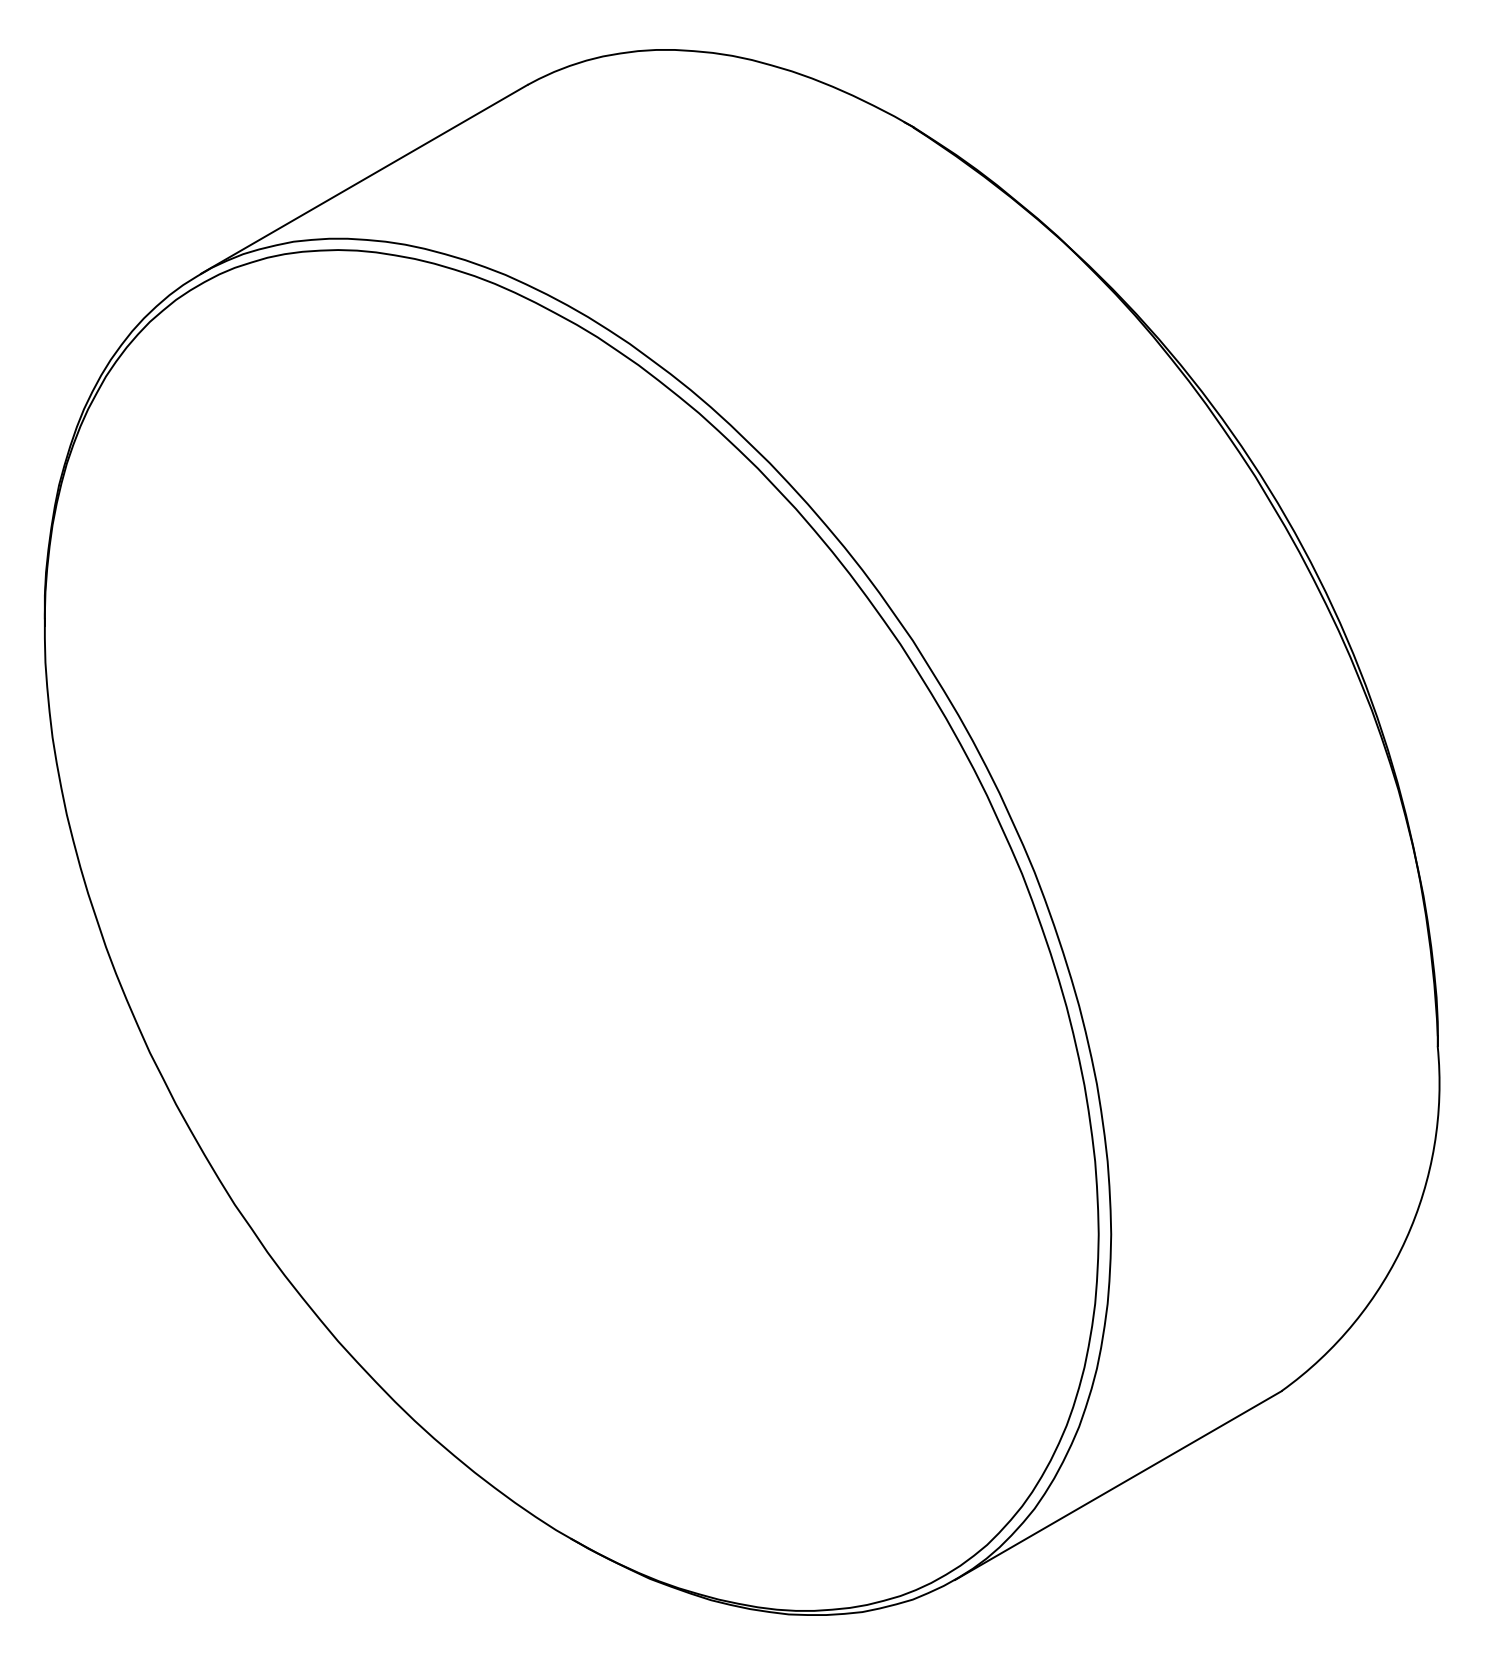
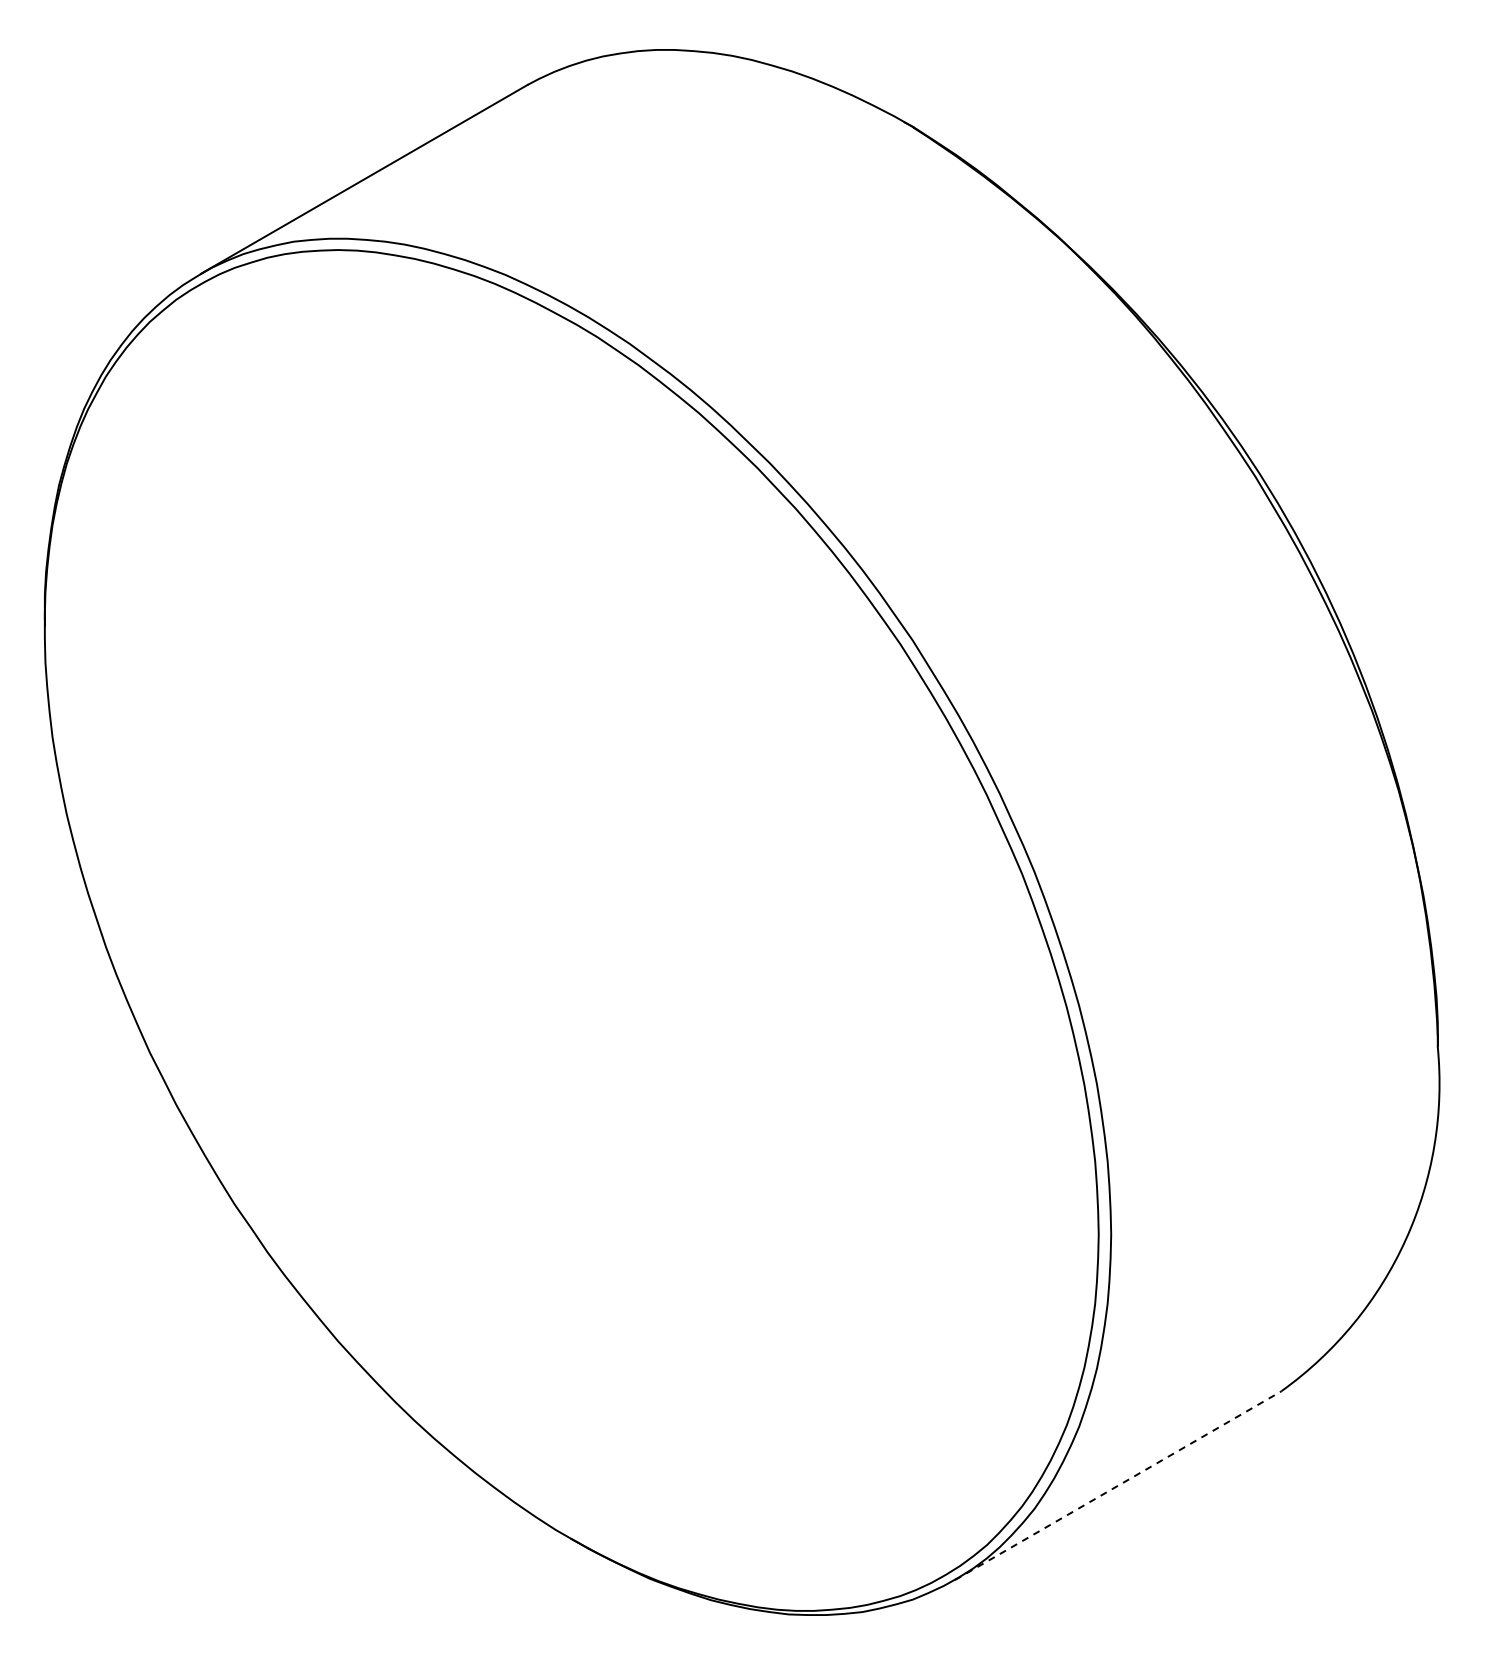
line: solid -> dashed (1118, 1485)
